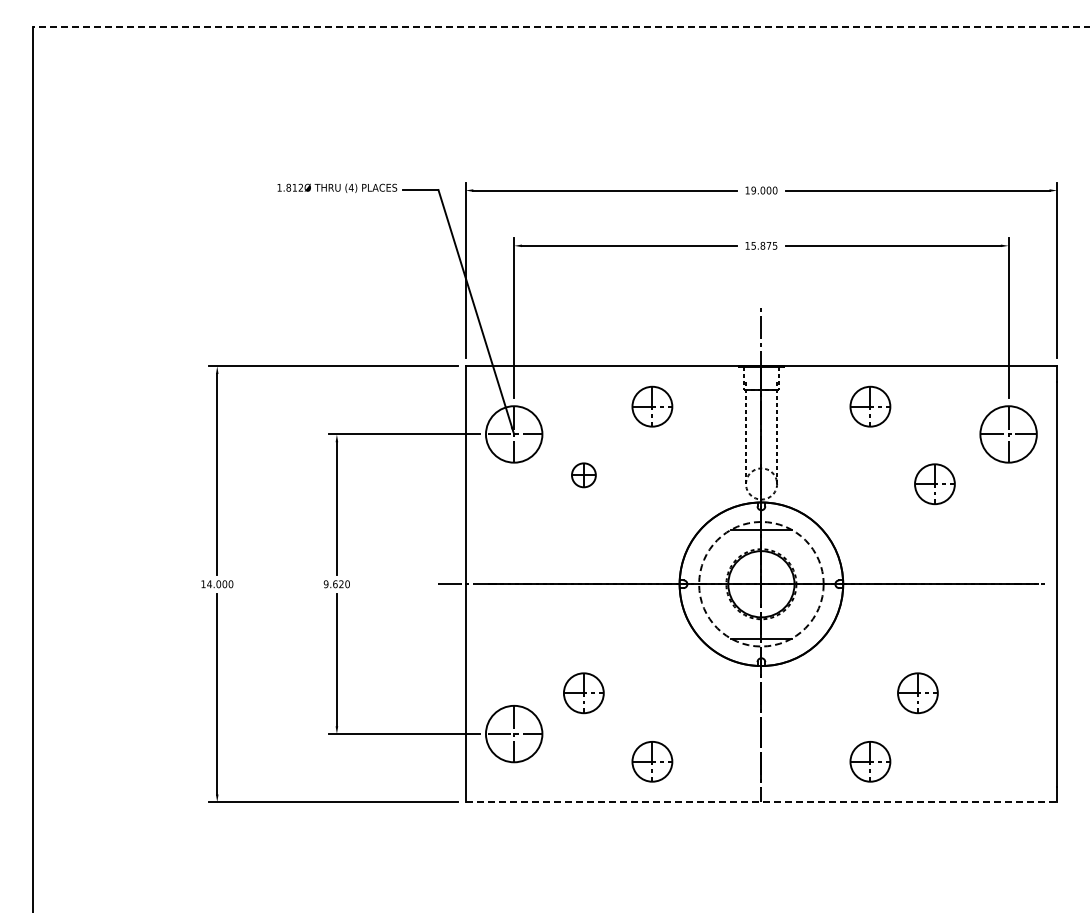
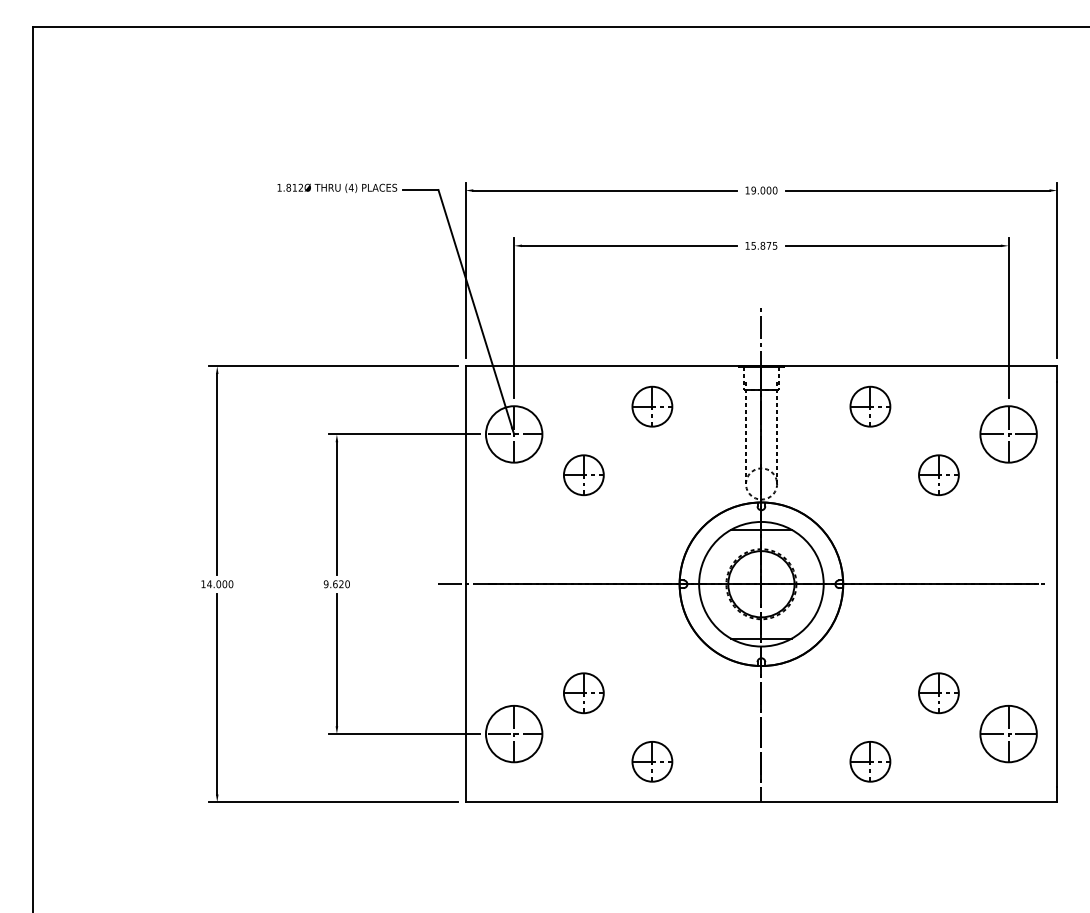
line: dashed -> solid (560, 27)
part size: 26x27 px -> 42x43 px (583, 475)
part position: (934, 484) -> (938, 475) (938, 475)
circle: dashed -> solid (761, 583)
part position: (917, 693) -> (938, 693) (938, 693)
part: none -> present (1008, 734)
line: dashed -> solid (761, 802)
